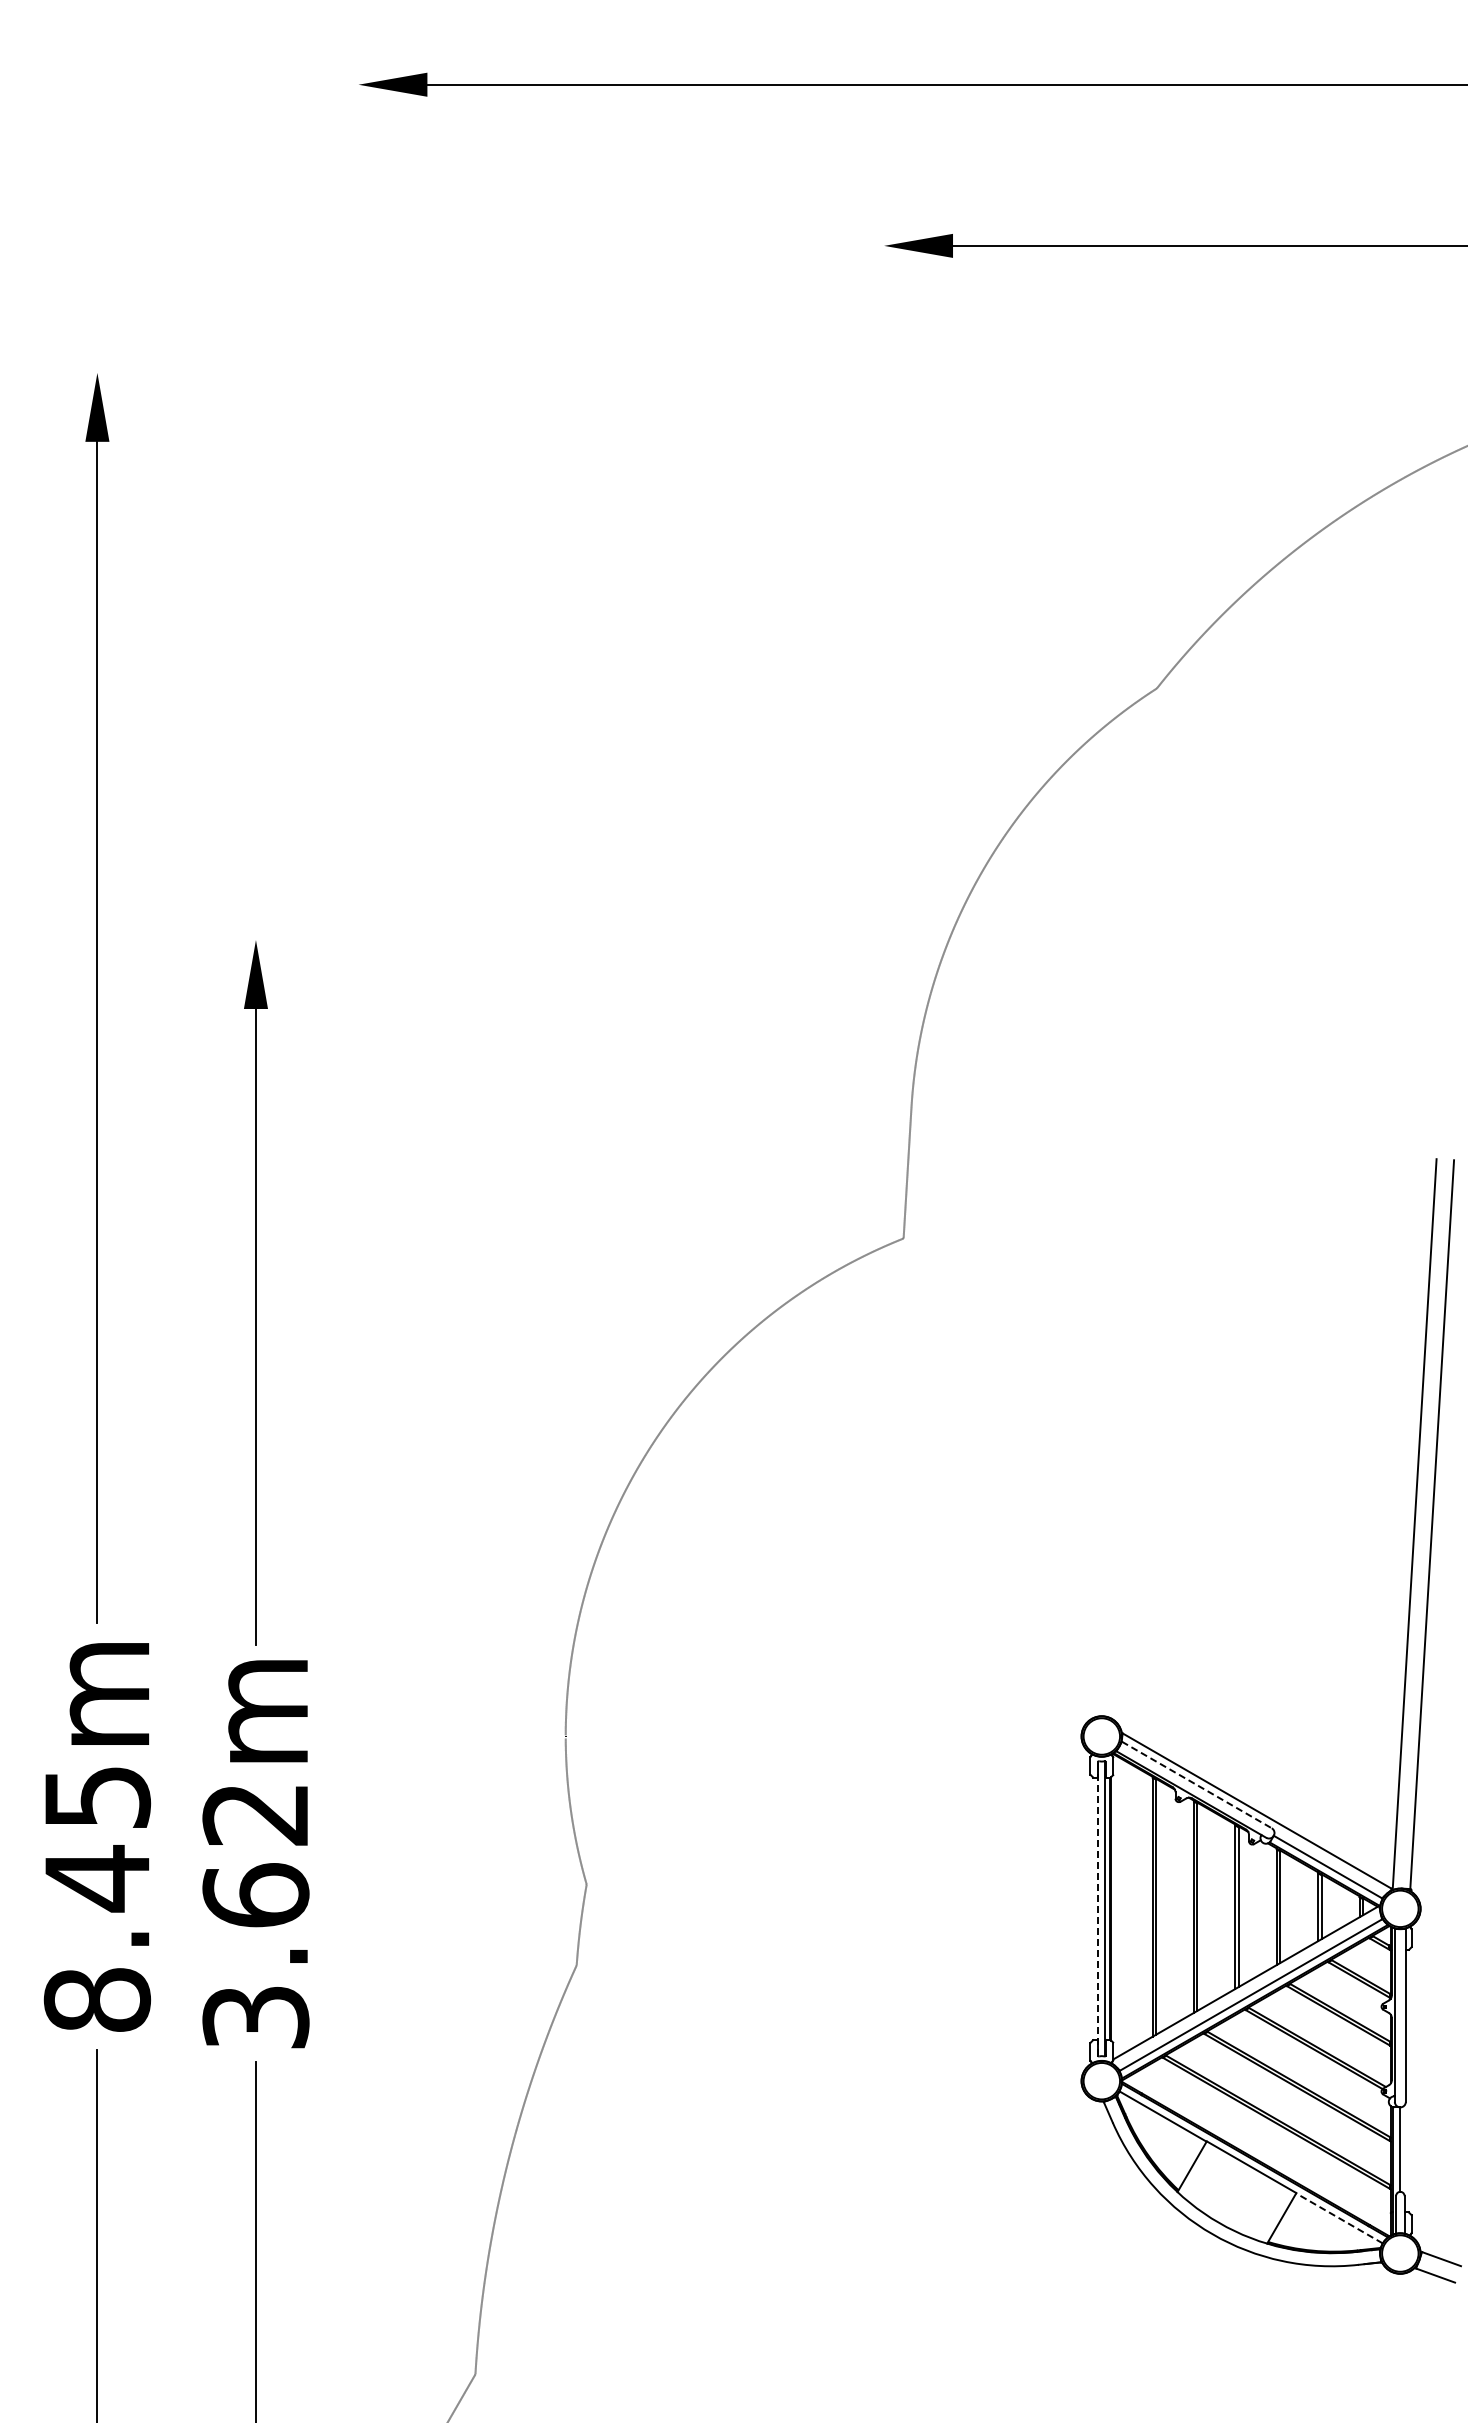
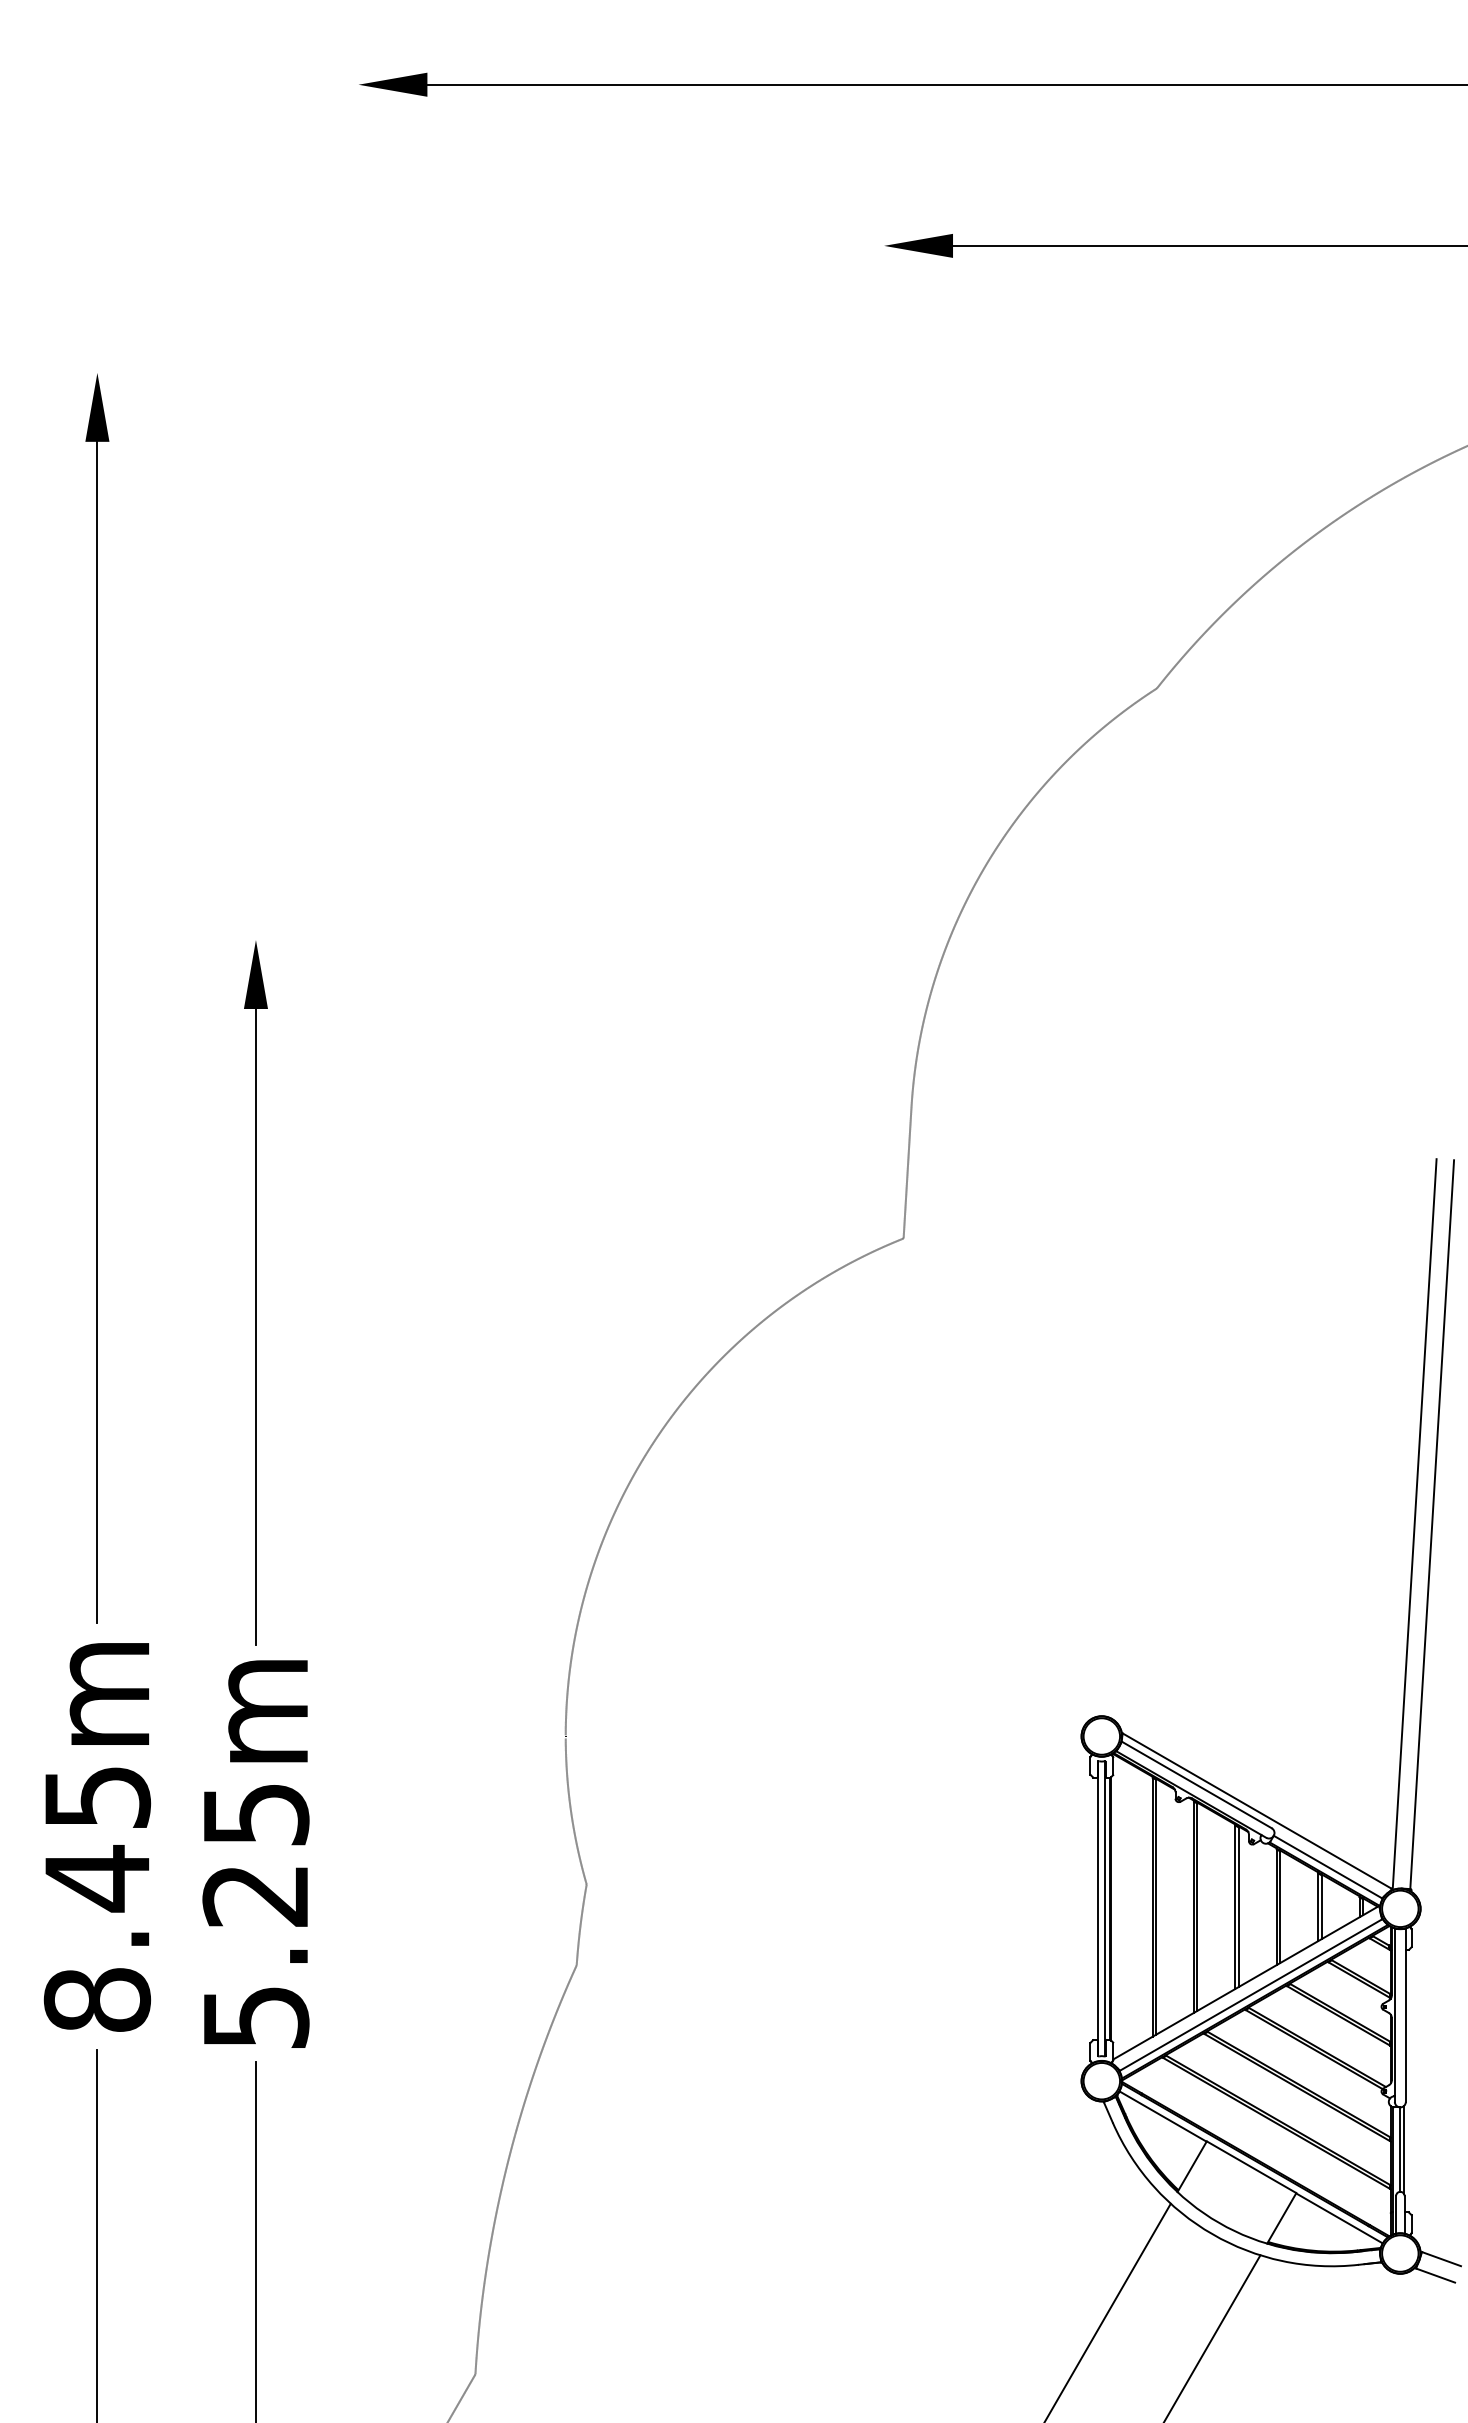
line: dashed -> solid (1196, 1784)
line: dashed -> solid (1098, 1908)
text: 3.62m -> 5.25m (255, 1916)
line: none -> present (1403, 2149)
line: dashed -> solid (1339, 2218)
line: none -> present (1108, 2311)
line: none -> present (1212, 2337)
